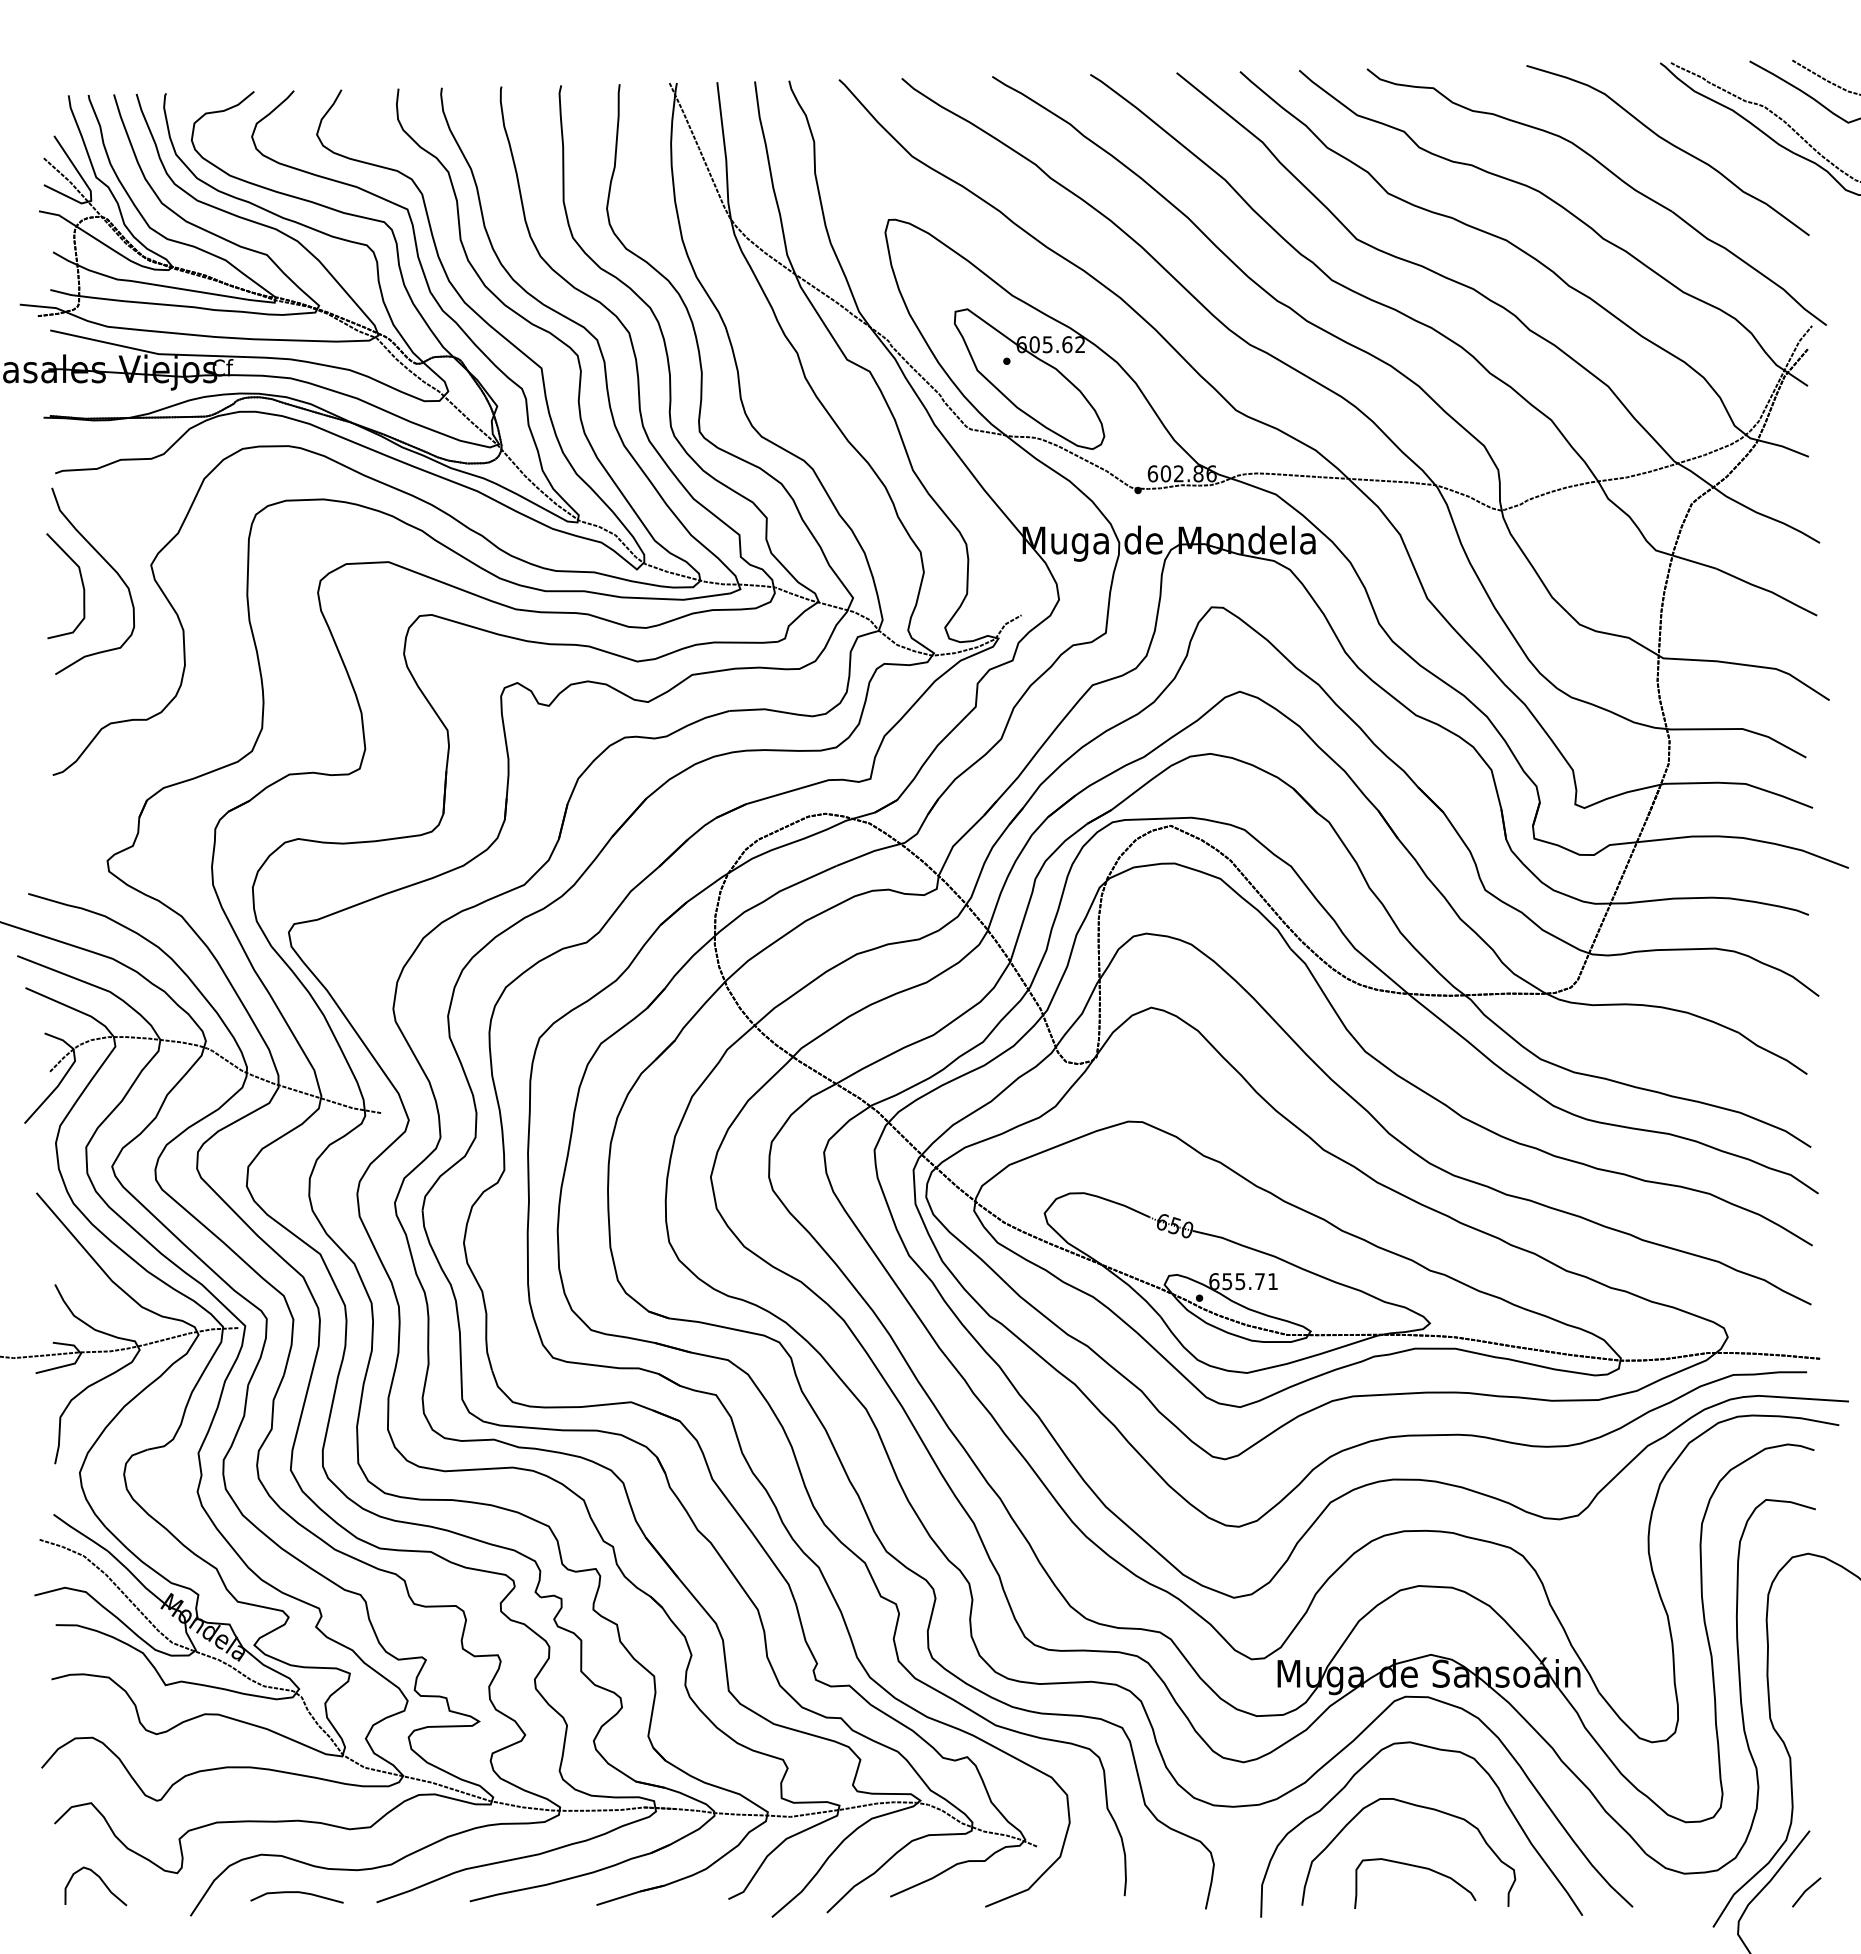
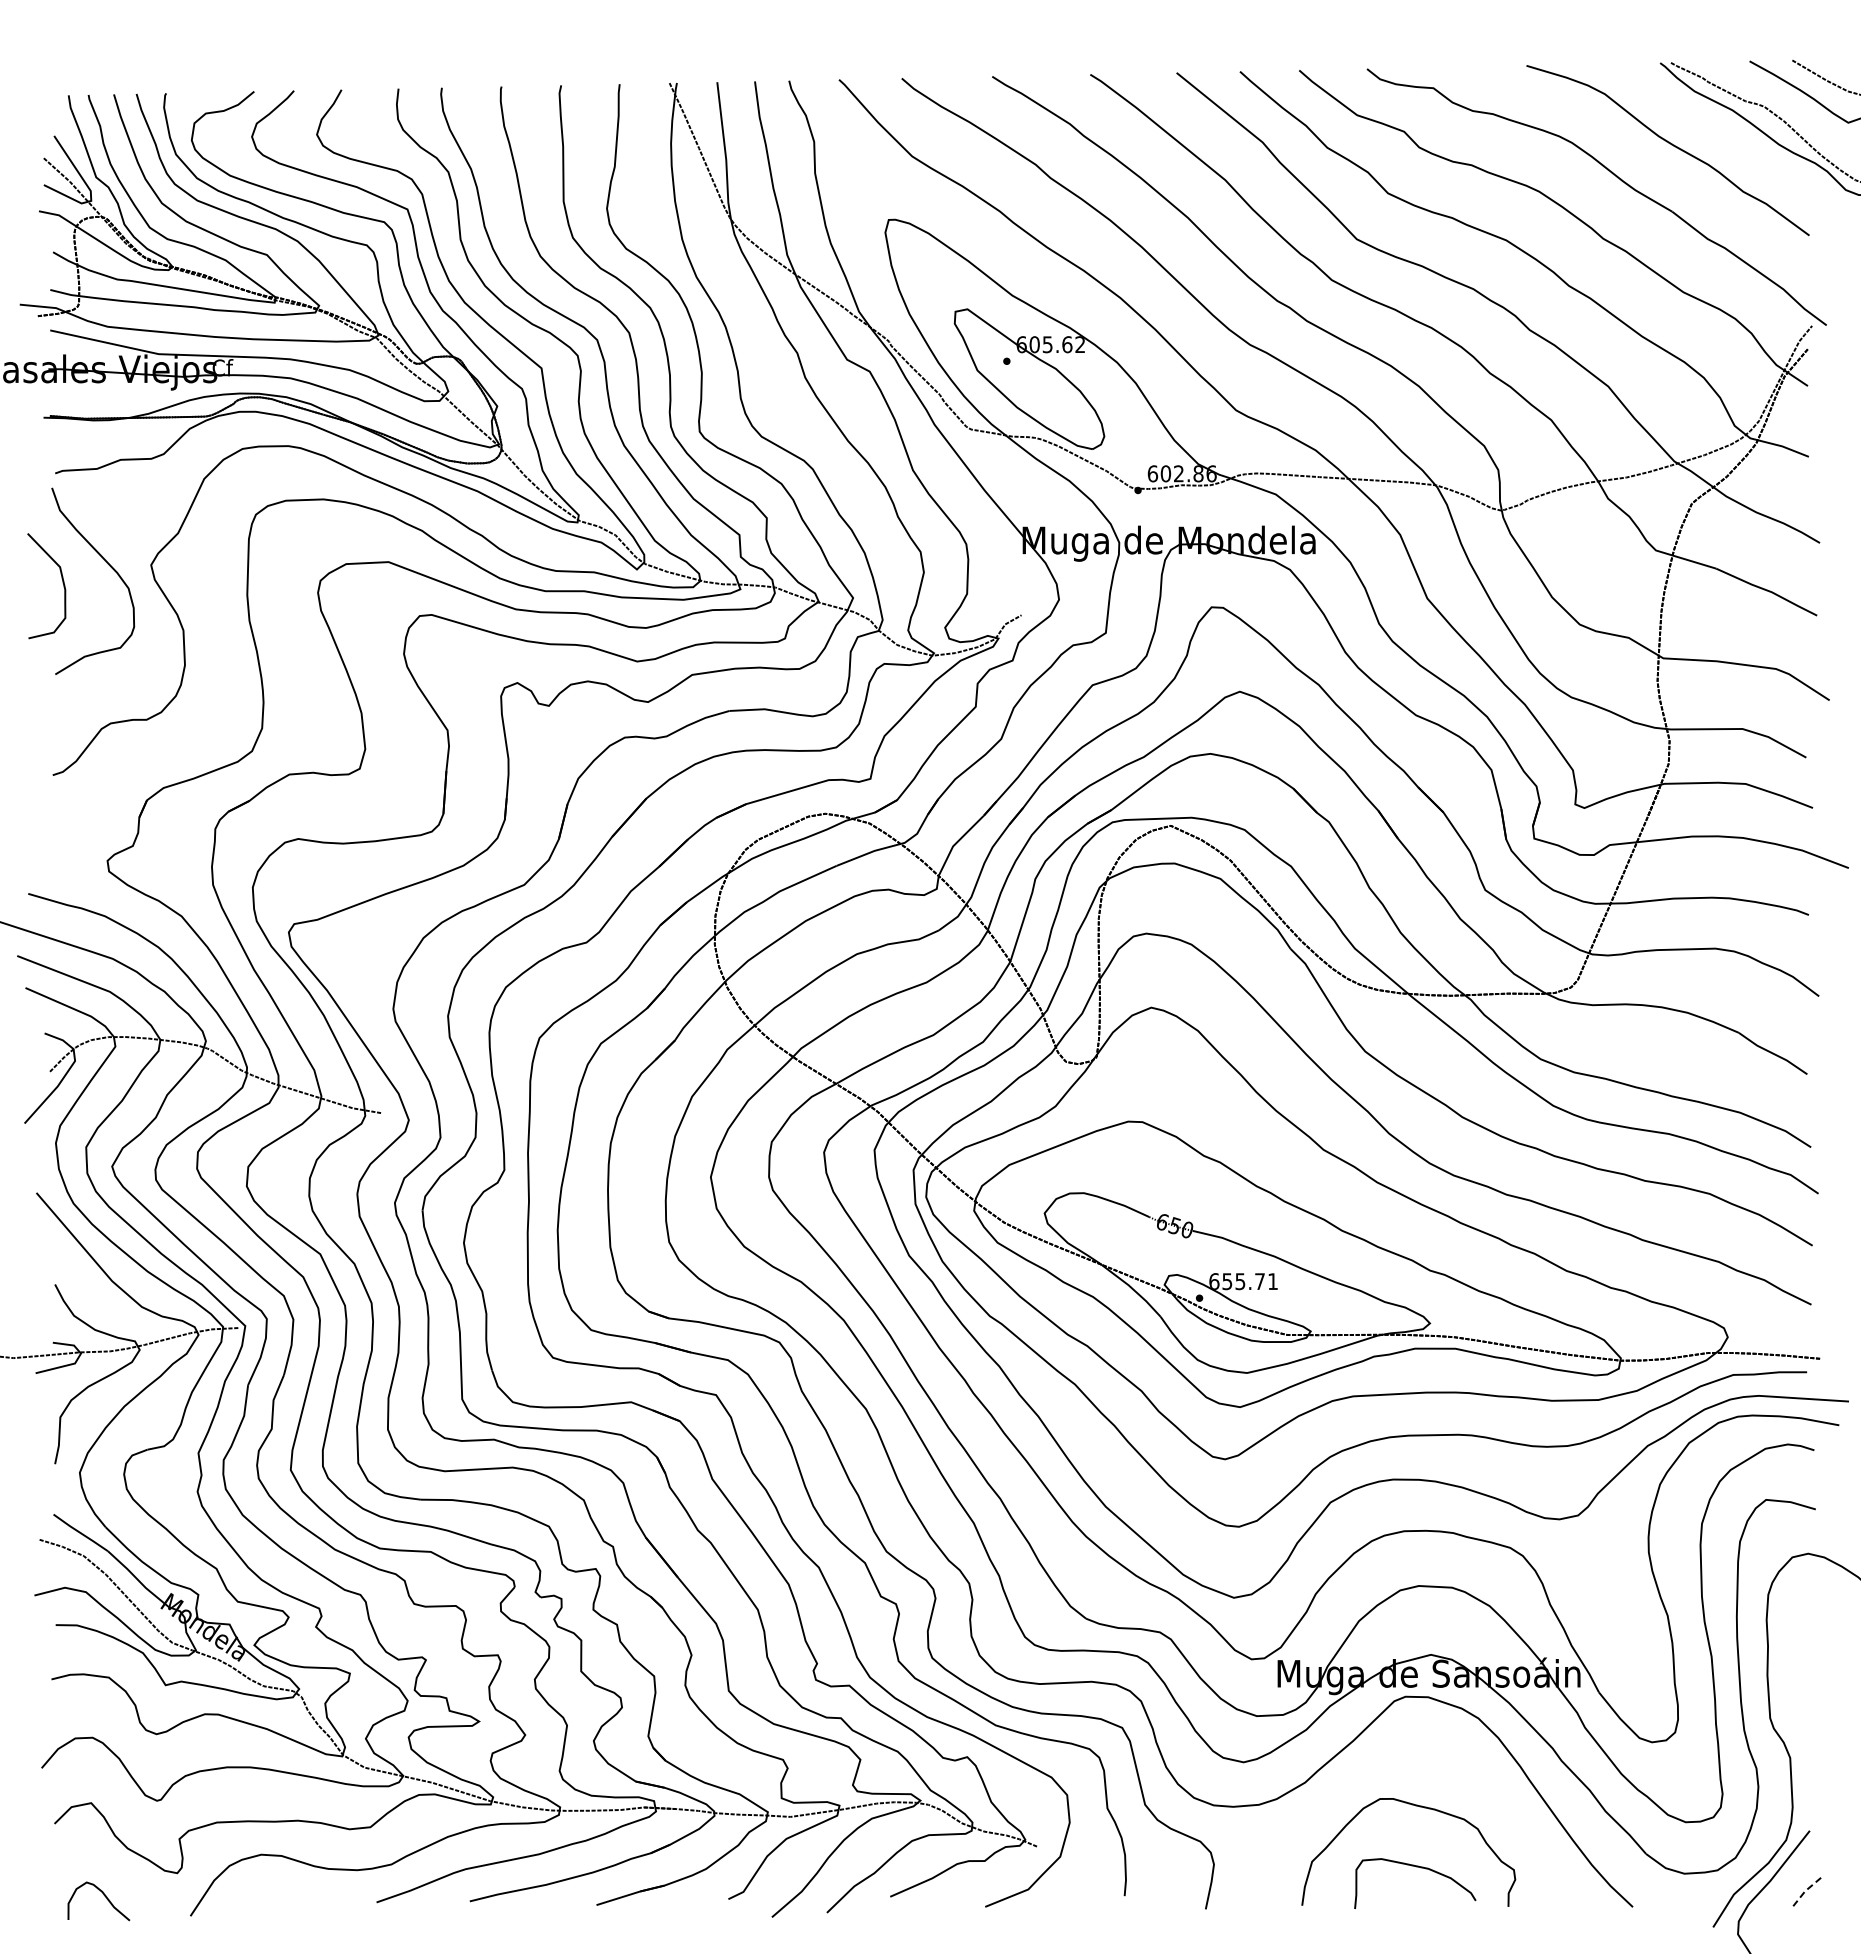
curve position: (81, 583) -> (62, 583) (62, 583)
curve: present -> none (1438, 1750)
curve position: (100, 1880) -> (103, 1895) (103, 1895)
line: solid -> dashed (1805, 1891)
curve: present -> none (296, 1892)
